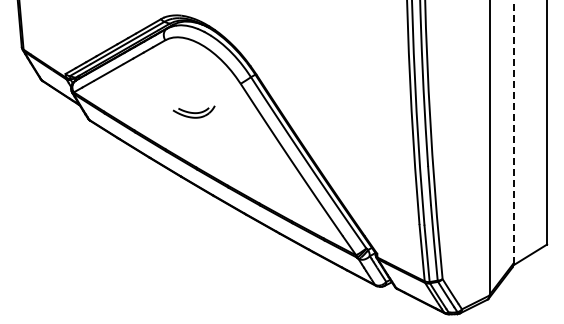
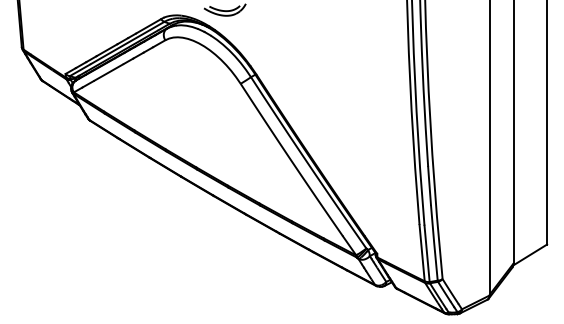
part position: (193, 111) -> (224, 9) (224, 9)
line: dashed -> solid (513, 131)
